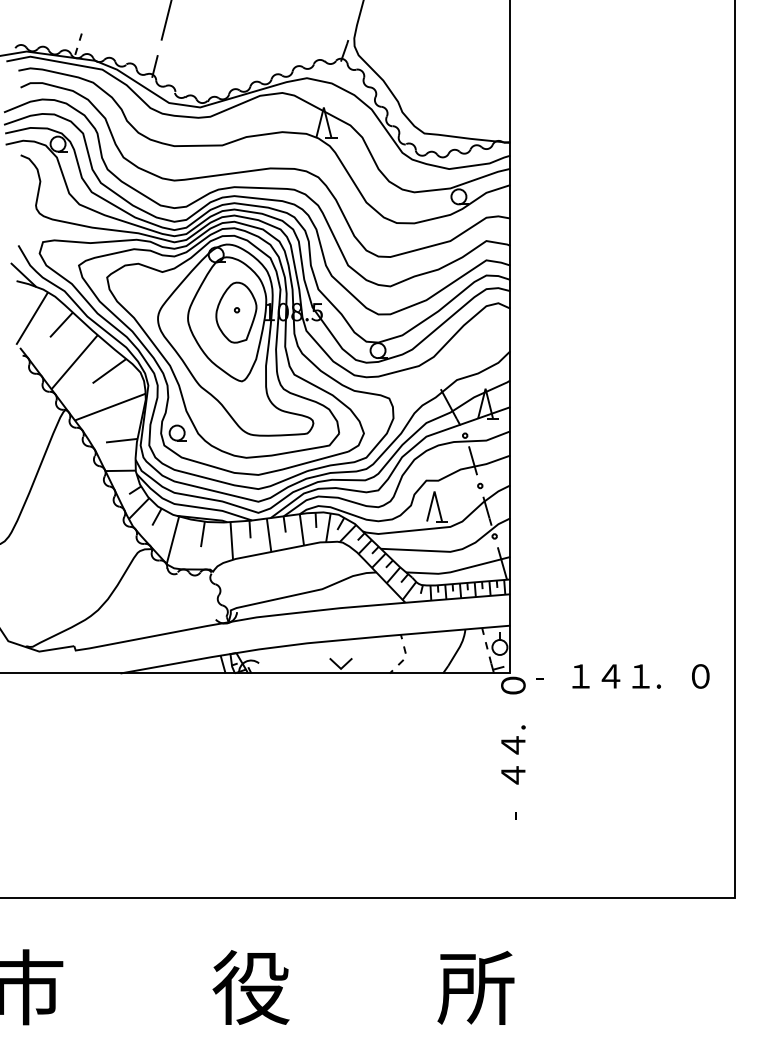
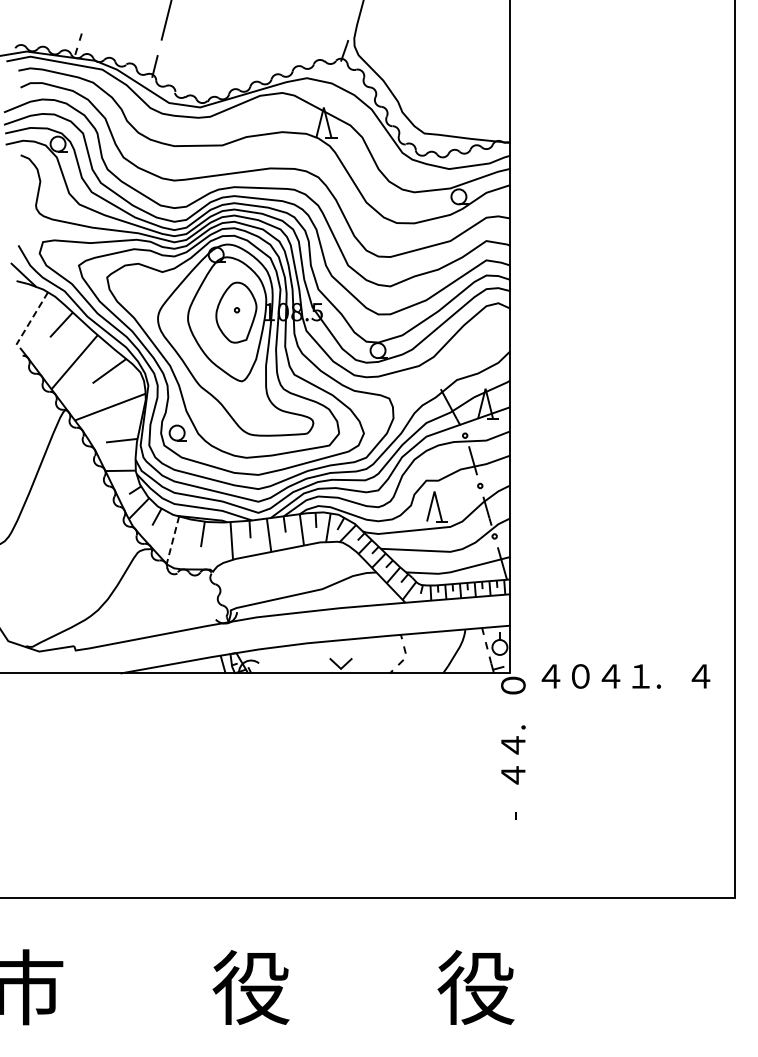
line: solid -> dashed (32, 318)
line: solid -> dashed (172, 540)
text: - -> ４ (548, 676)
text: １ -> ０ (580, 676)
text: ０ -> ４ (700, 676)
text: 所 -> 役 (475, 987)
